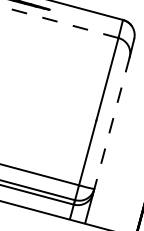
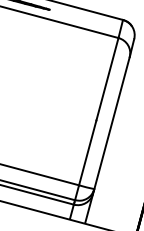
line: dashed -> solid (59, 22)
line: dashed -> solid (111, 123)
